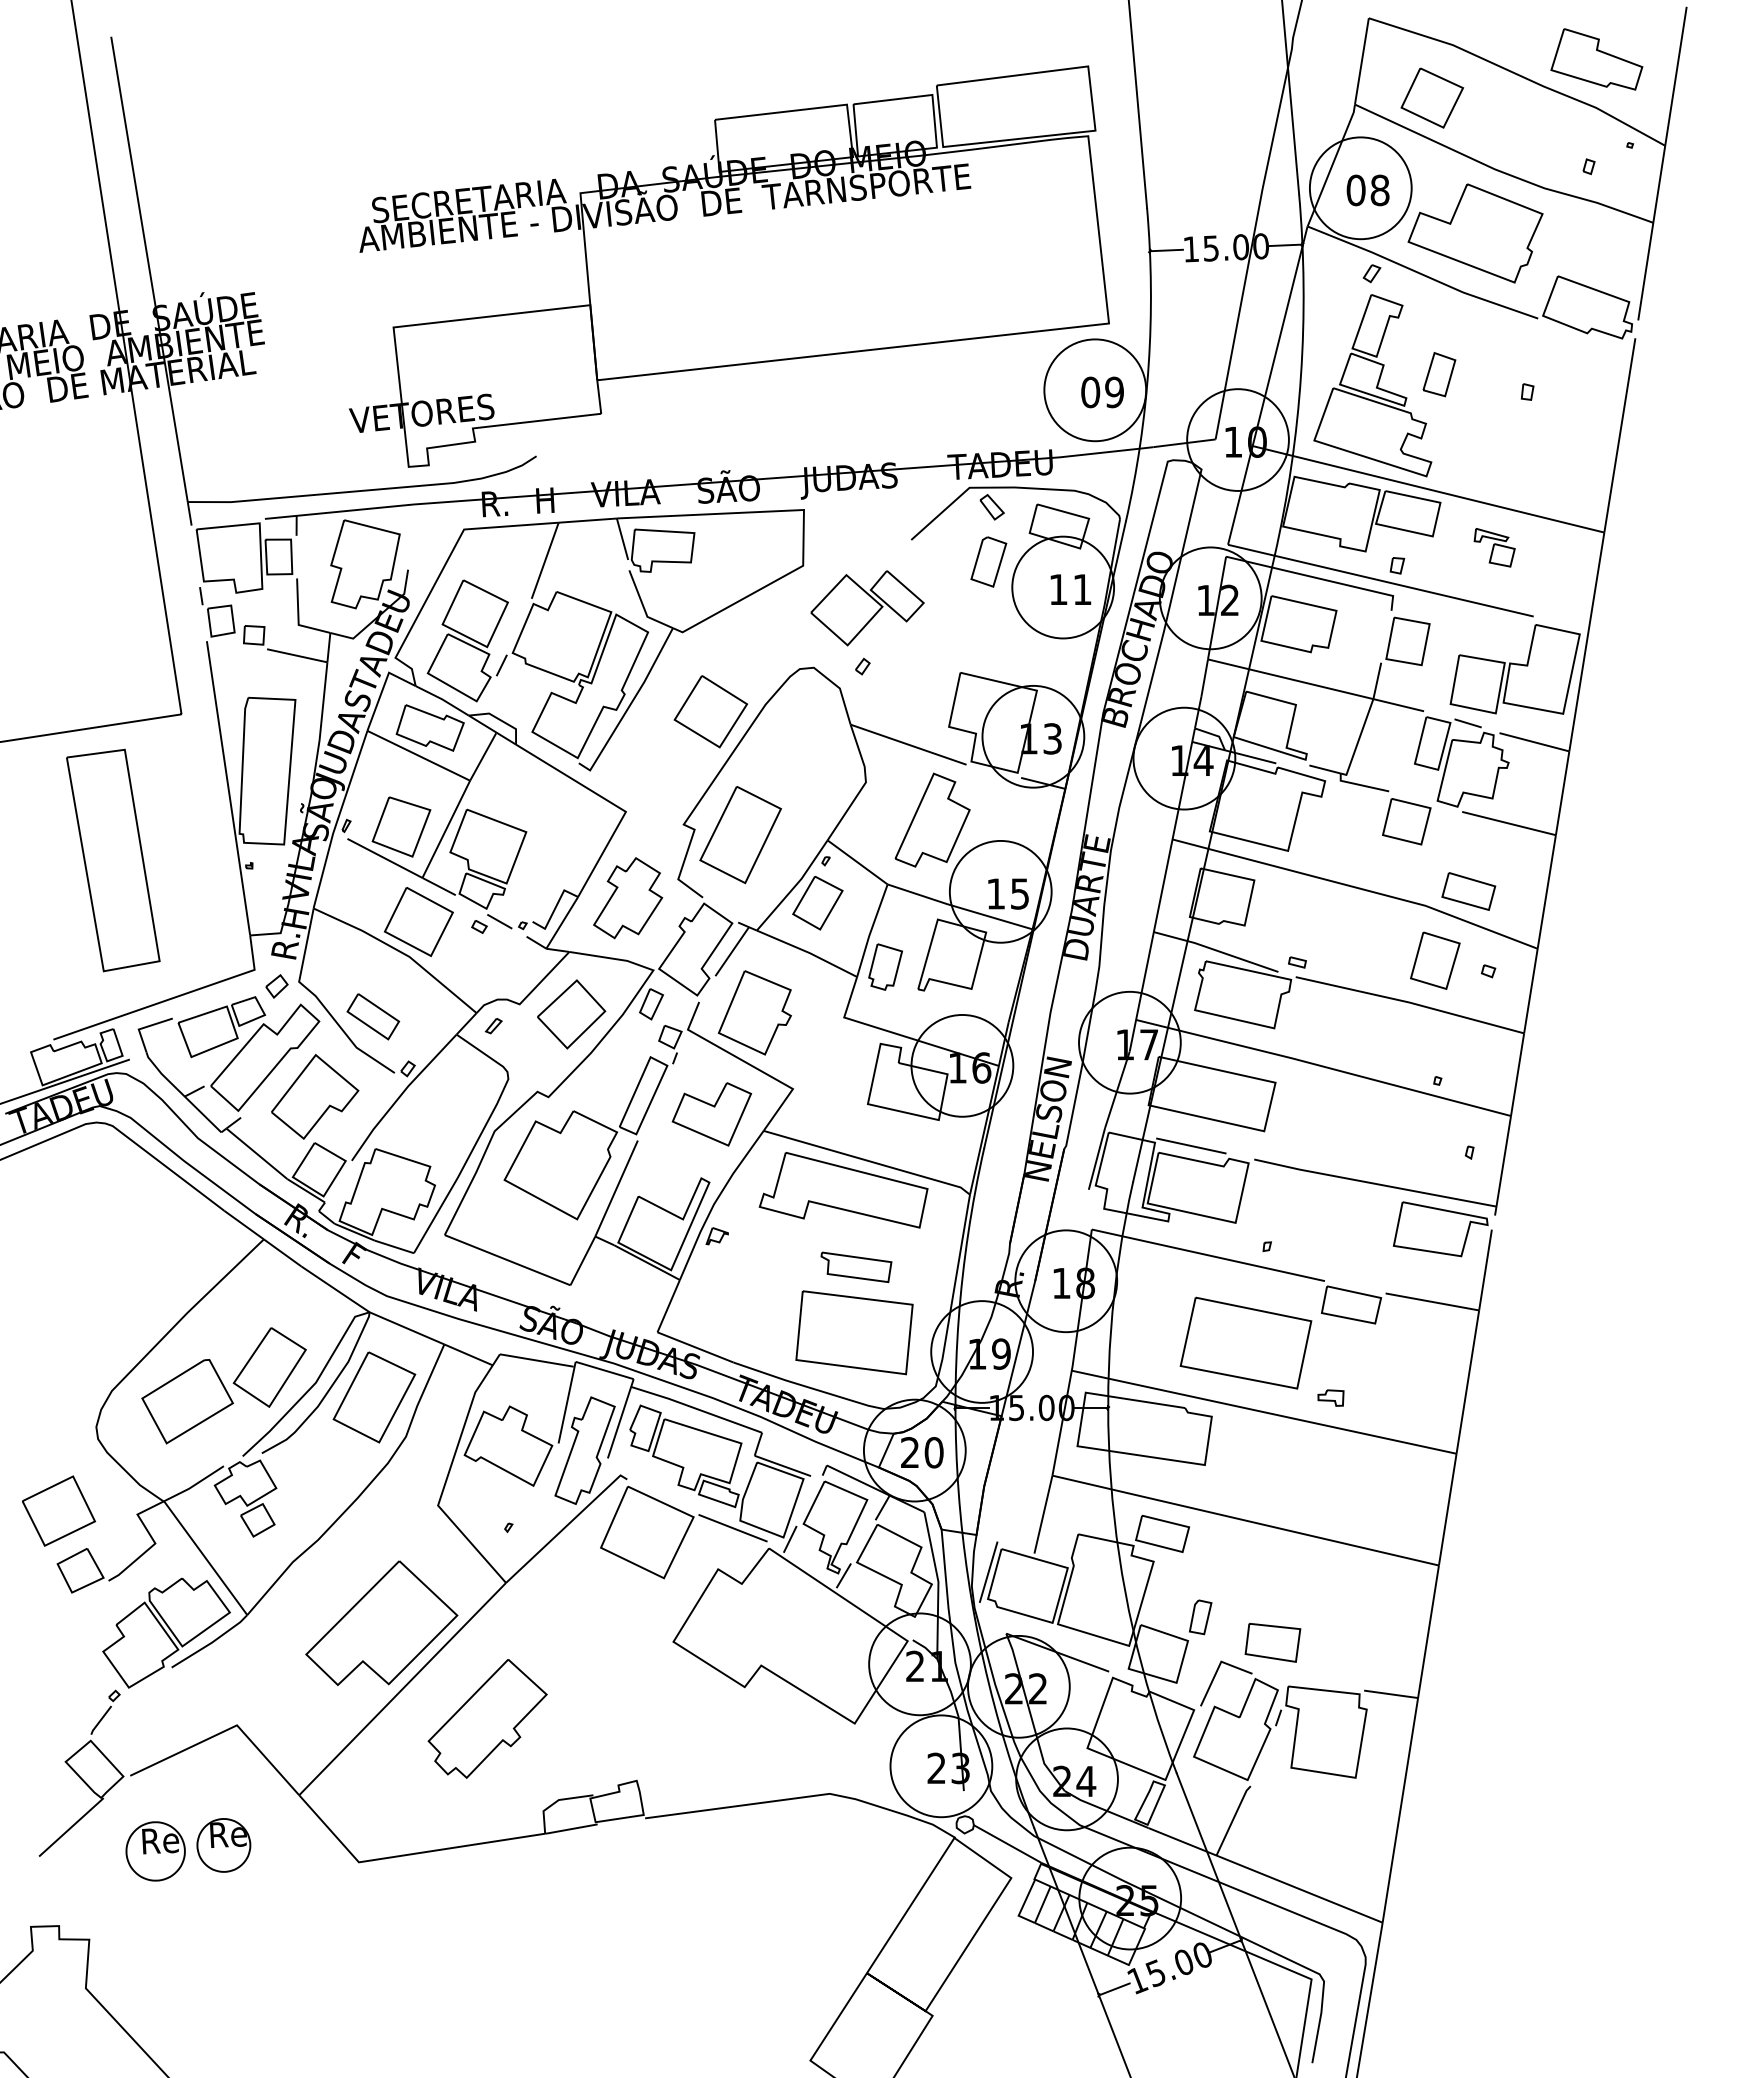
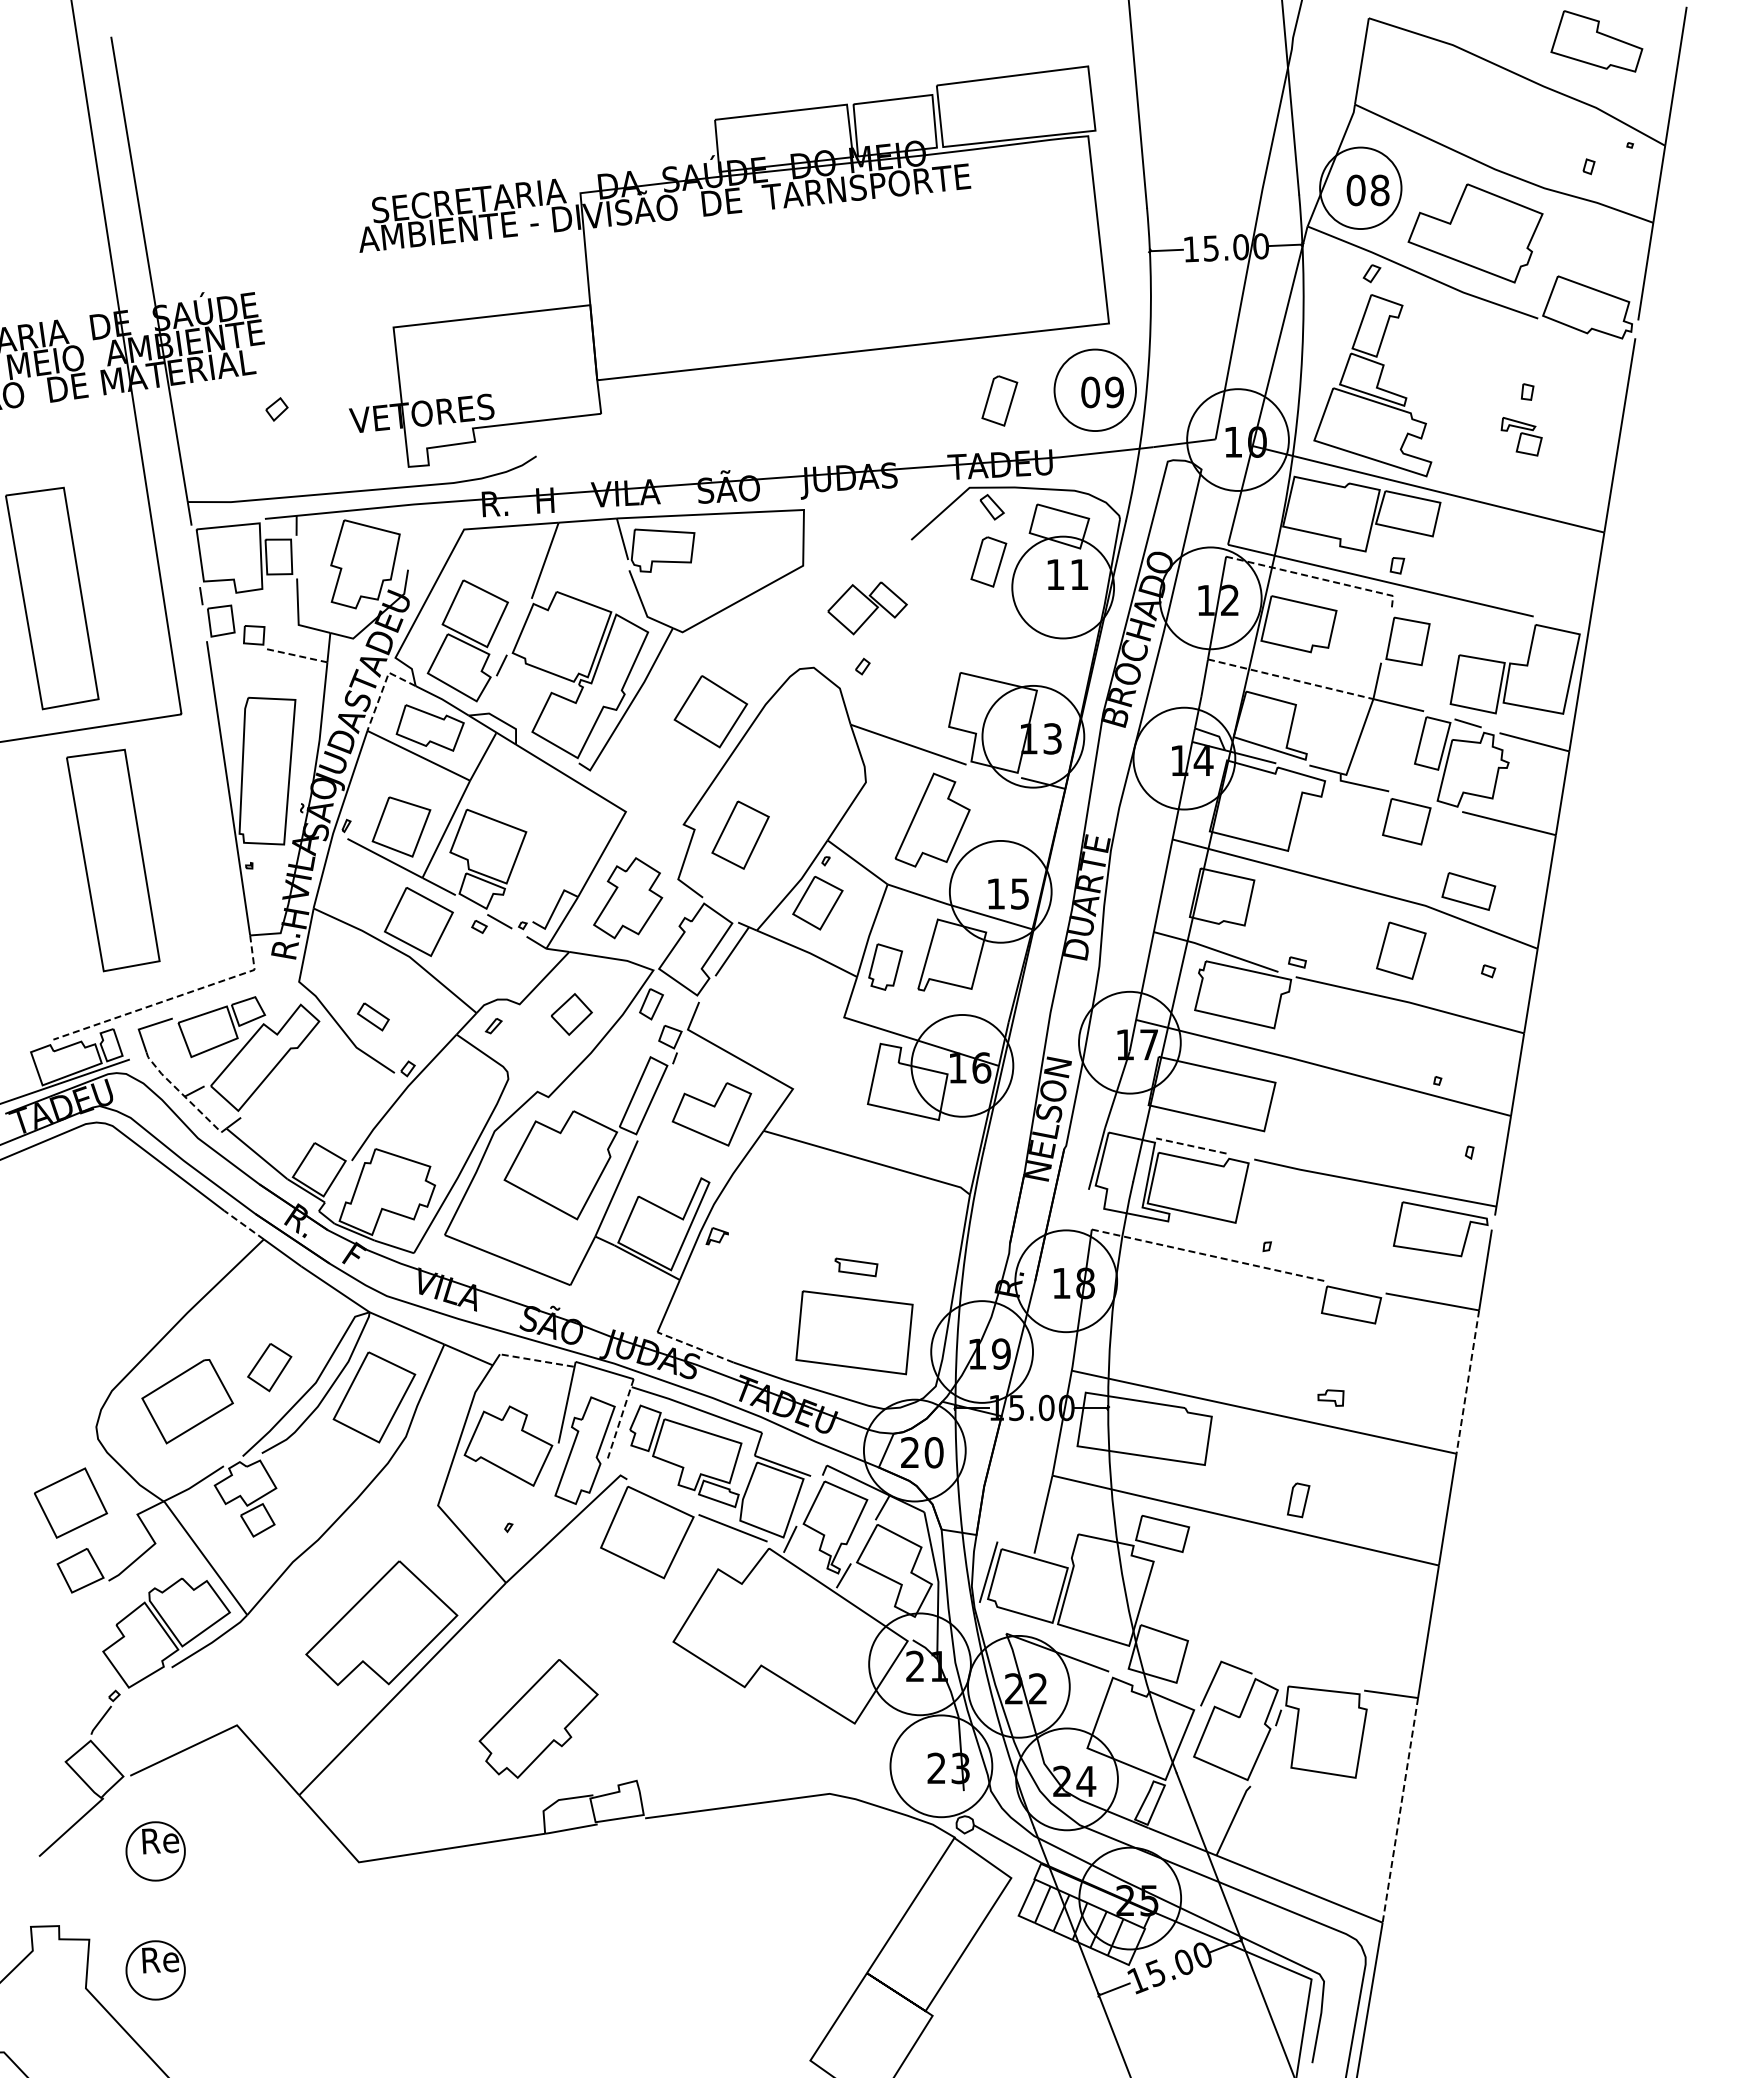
part position: (1596, 59) -> (1596, 41) (1596, 41)
part: present -> none (1432, 97)
circle diameter: 102 px -> 81 px (1360, 188)
part: present -> none (1439, 374)
circle diameter: 102 px -> 81 px (1094, 390)
part: none -> present (999, 400)
part position: (1494, 547) -> (1521, 436) (1521, 436)
line: solid -> dashed (1317, 578)
text position: (1070, 589) -> (1067, 574) (1067, 574)
part: none -> present (52, 598)
part size: 115x77 px -> 81x55 px (867, 608)
line: solid -> dashed (297, 655)
line: solid -> dashed (1291, 679)
line: solid -> dashed (383, 687)
part size: 83x99 px -> 59x70 px (740, 834)
part position: (1435, 960) -> (1401, 950) (1401, 950)
part position: (276, 986) -> (276, 409) (276, 409)
line: solid -> dashed (169, 999)
part: present -> none (754, 1012)
part size: 70x71 px -> 42x43 px (571, 1014)
part size: 55x48 px -> 33x30 px (373, 1016)
line: solid -> dashed (180, 1092)
part: present -> none (315, 1096)
line: solid -> dashed (1191, 1146)
part: present -> none (843, 1189)
line: solid -> dashed (243, 1224)
line: solid -> dashed (1208, 1255)
part size: 73x33 px -> 45x21 px (856, 1267)
part: present -> none (1245, 1342)
line: solid -> dashed (695, 1347)
line: solid -> dashed (536, 1360)
part size: 75x81 px -> 46x50 px (269, 1367)
line: solid -> dashed (1467, 1382)
line: solid -> dashed (620, 1418)
part position: (59, 1510) -> (71, 1502) (71, 1502)
part position: (1200, 1617) -> (1298, 1500) (1298, 1500)
part: present -> none (1272, 1642)
part position: (487, 1718) -> (538, 1718) (538, 1718)
line: solid -> dashed (1400, 1810)
part: present -> none (223, 1845)
part: none -> present (155, 1970)
